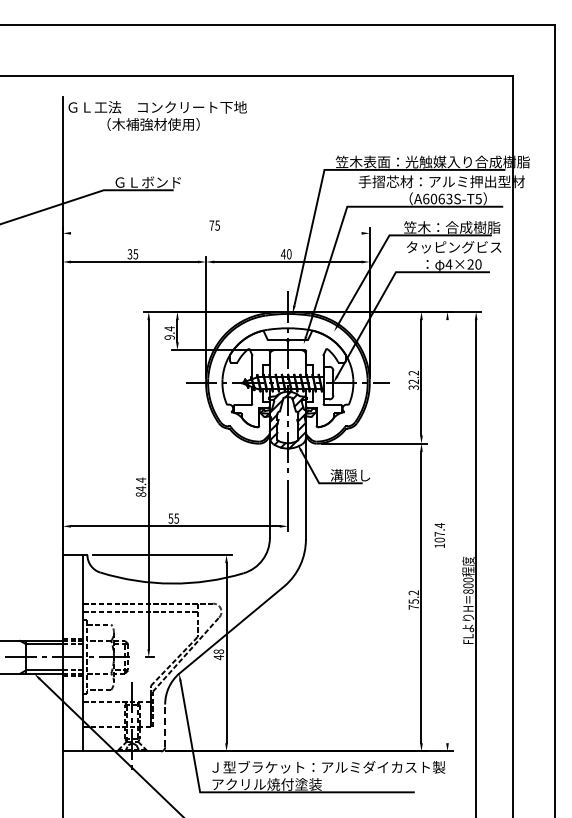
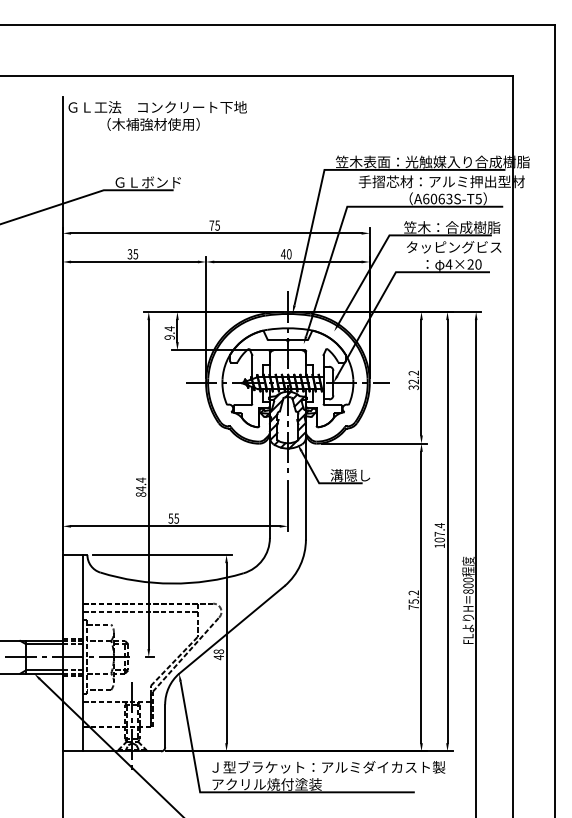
line: none -> present (216, 233)
line: none -> present (447, 531)
line: dashed -> solid (165, 725)
